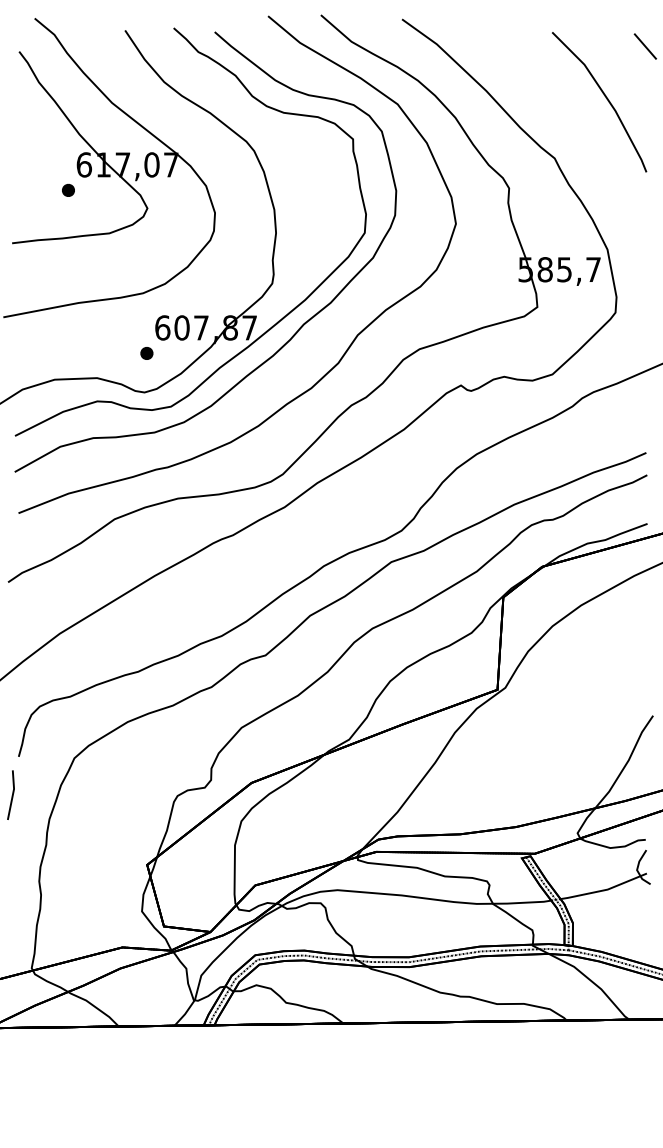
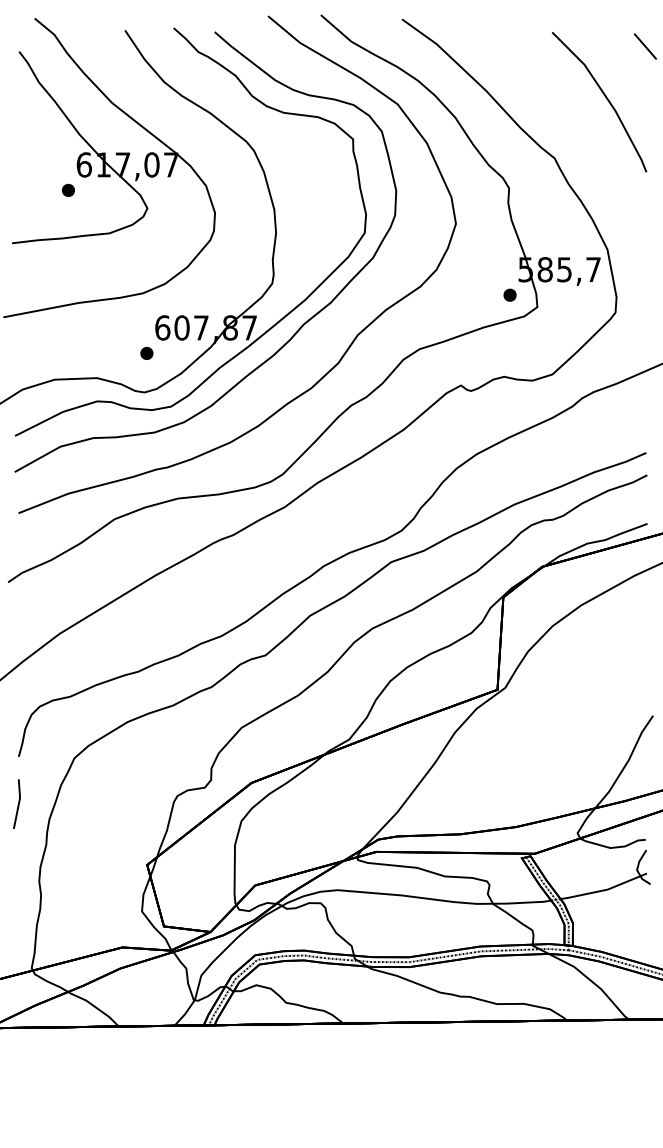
part: none -> present (509, 294)
line position: (11, 795) -> (17, 804) (17, 804)
